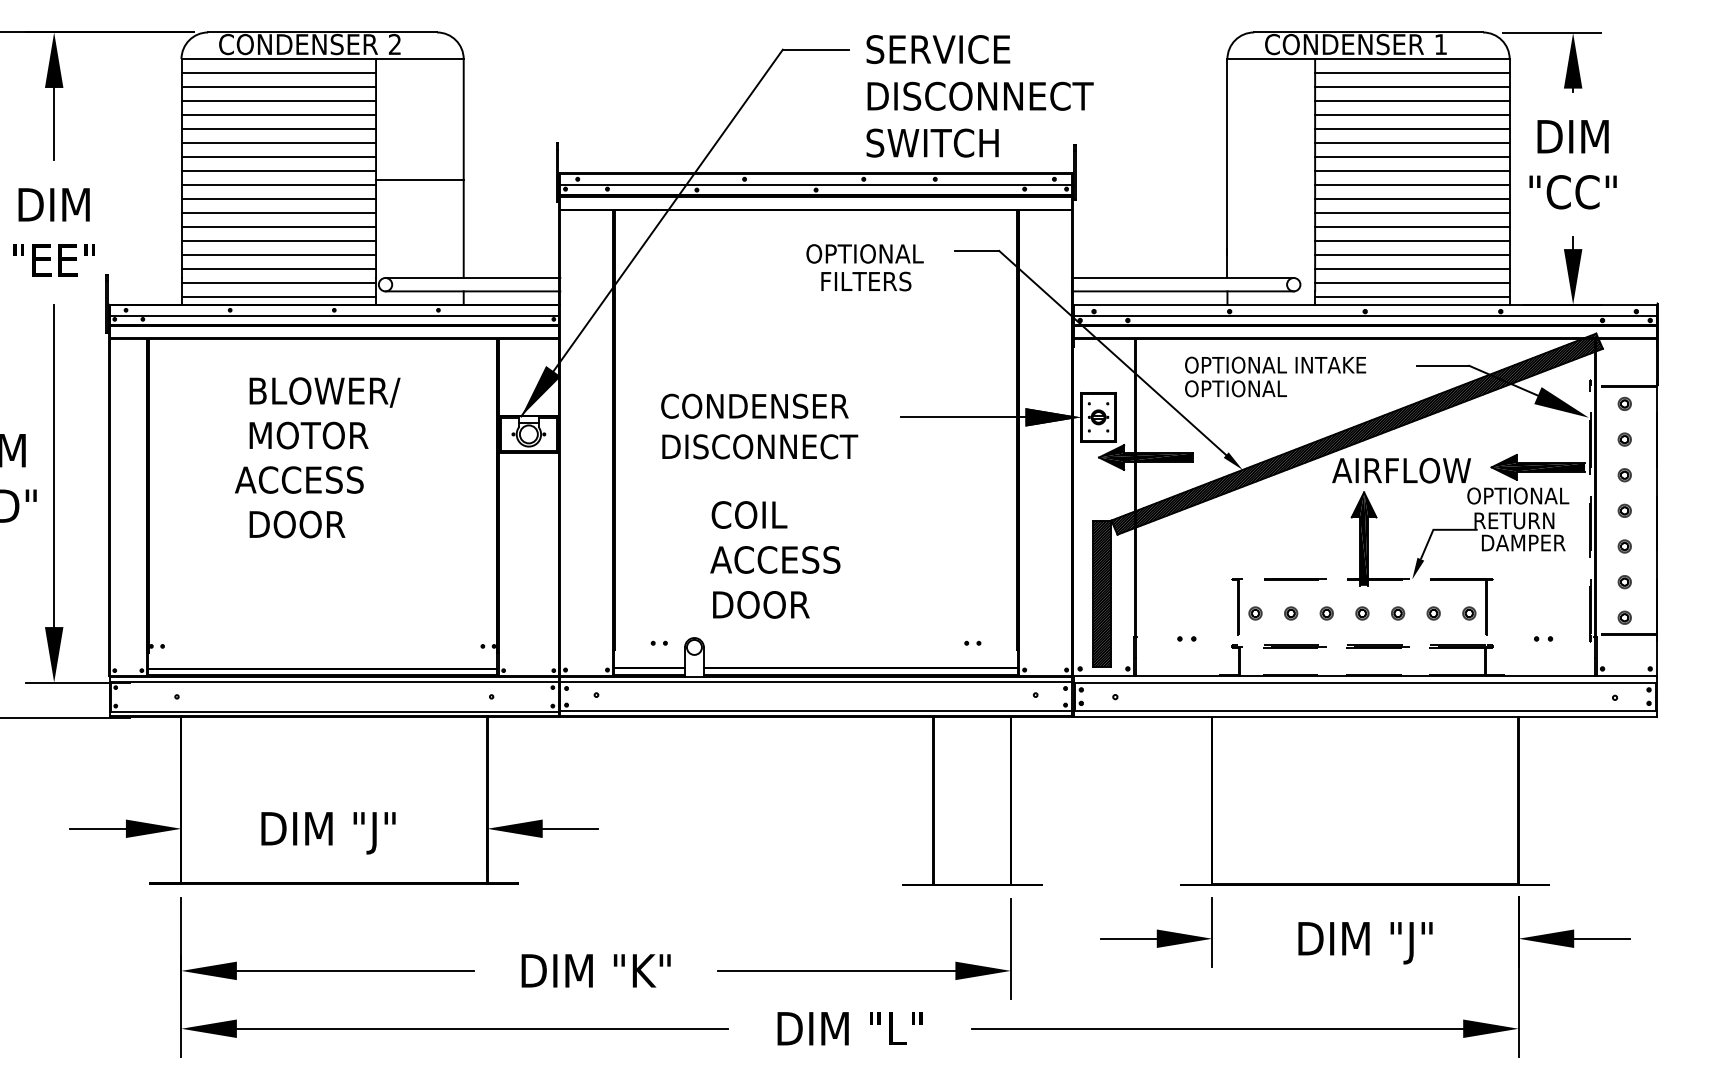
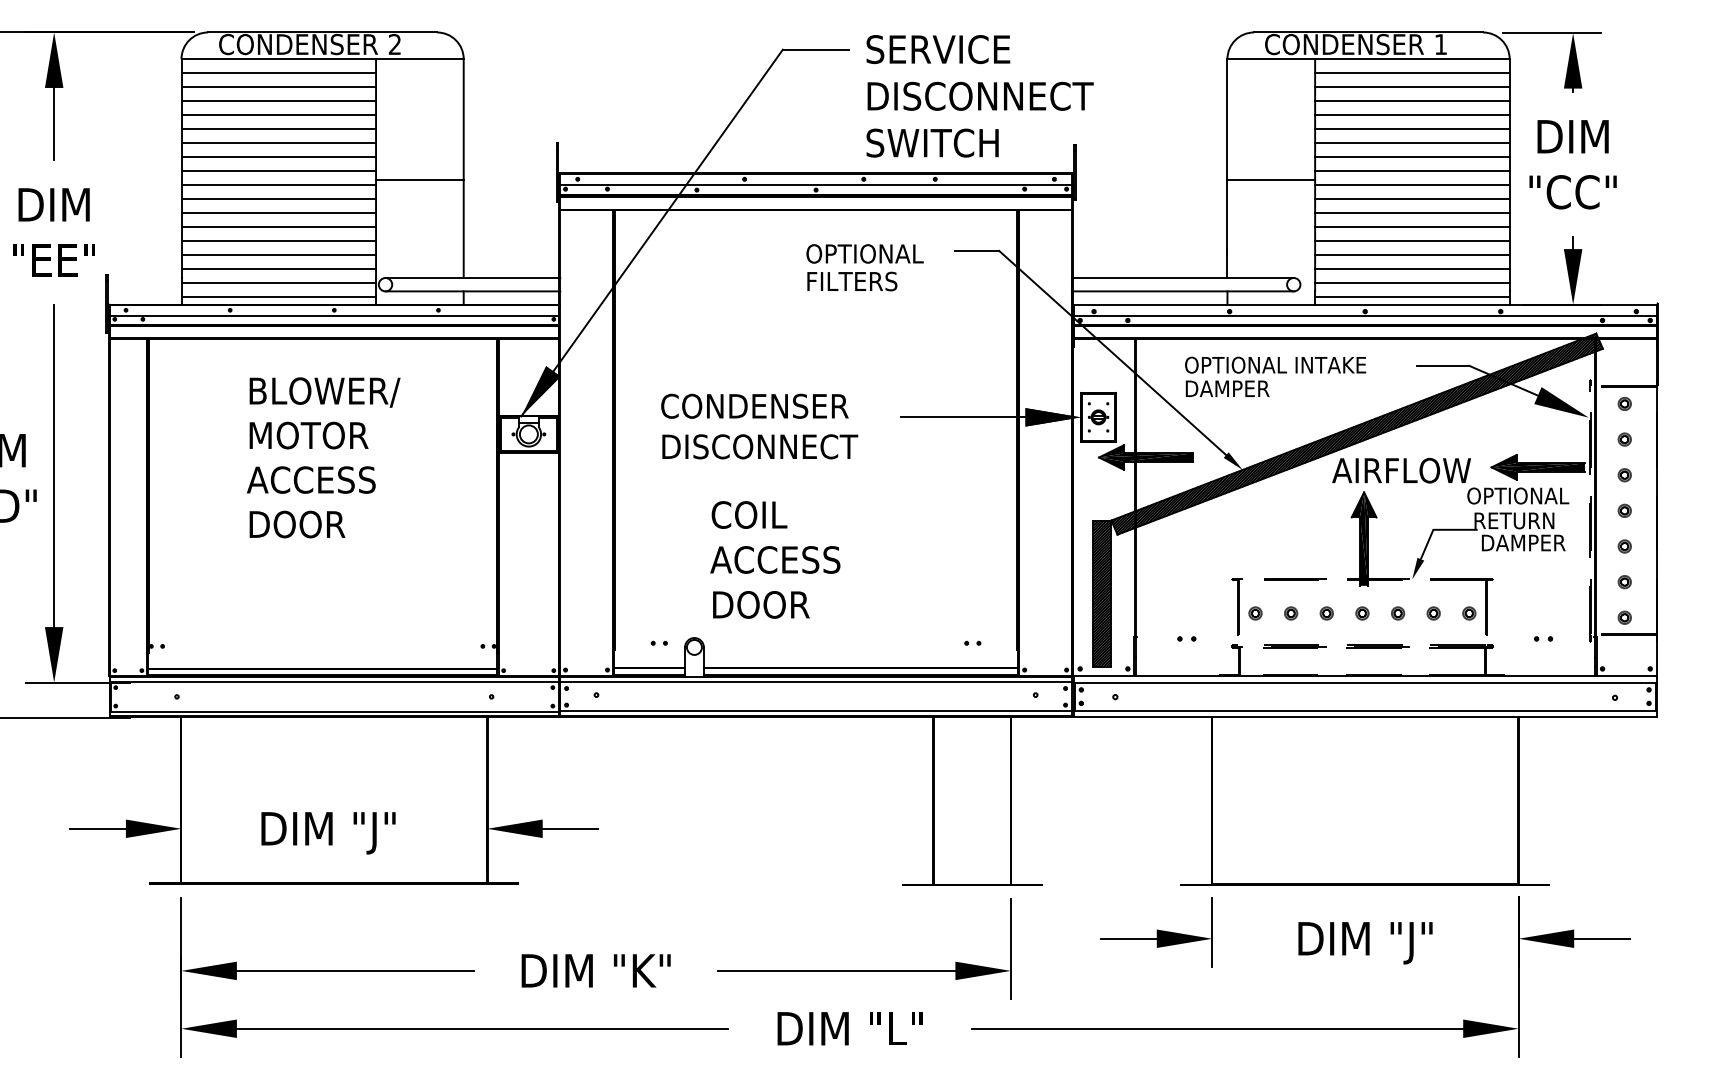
line: none -> present (1271, 180)
text position: (866, 281) -> (852, 281) (852, 281)
text: OPTIONAL -> DAMPER (1235, 388)
text position: (299, 479) -> (311, 479) (311, 479)
